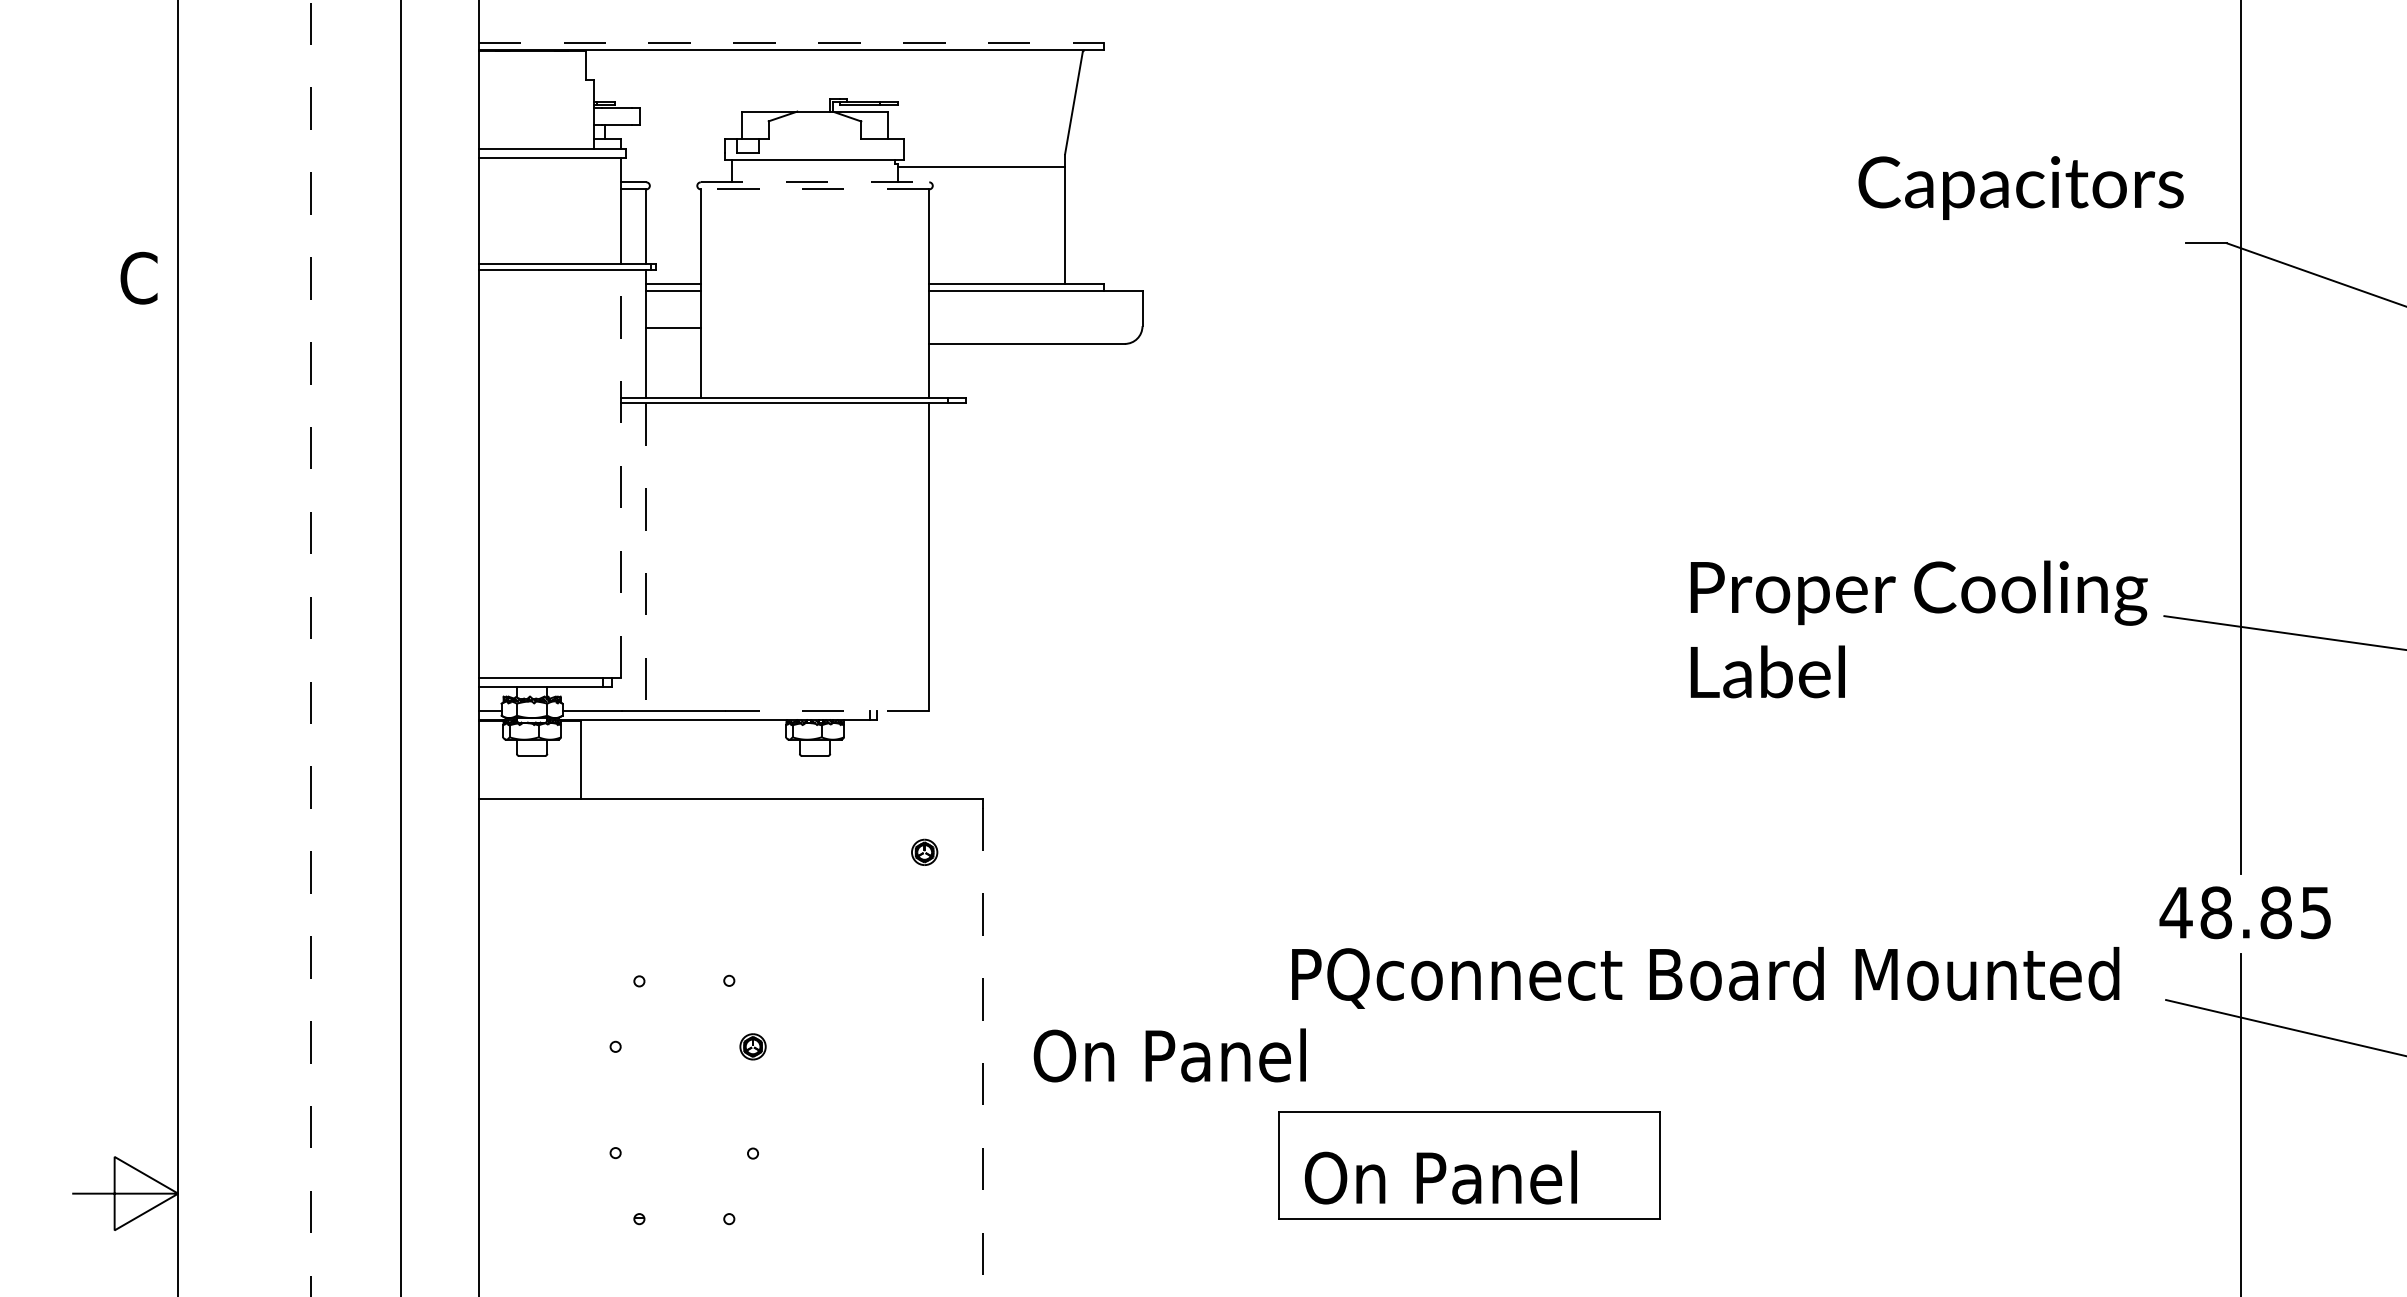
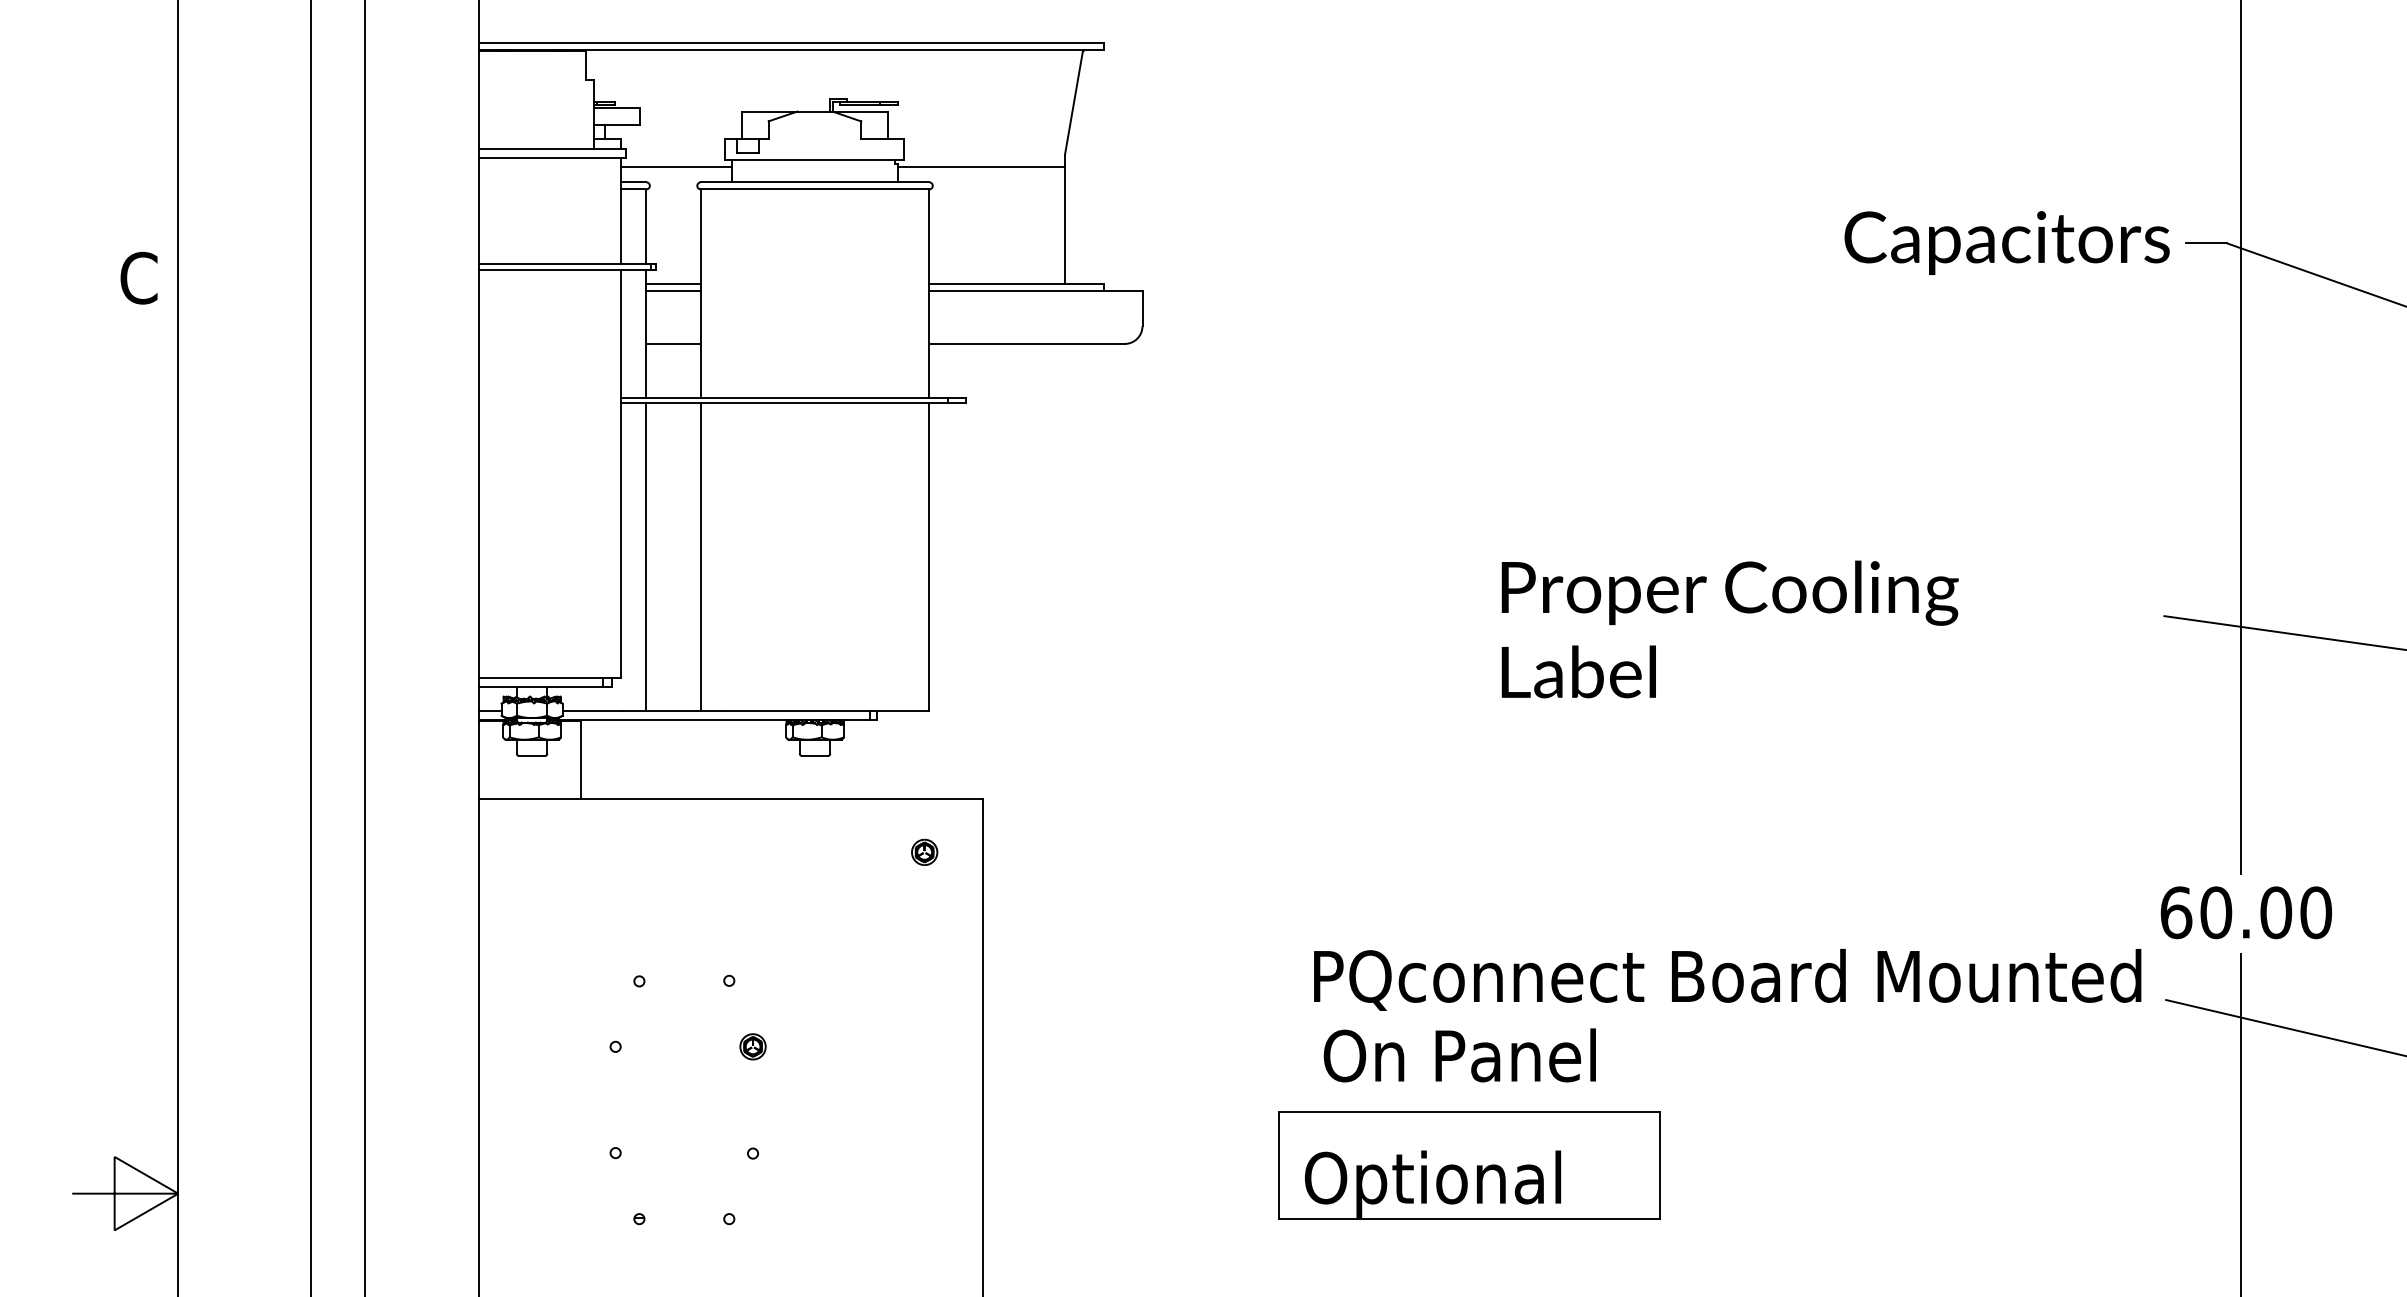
line: dashed -> solid (791, 43)
line: none -> present (676, 167)
line: dashed -> solid (815, 182)
text position: (2020, 187) -> (2006, 242) (2006, 242)
line: dashed -> solid (814, 189)
line position: (673, 327) -> (673, 343) (673, 343)
line: dashed -> solid (621, 473)
line: dashed -> solid (646, 557)
line: none -> present (700, 557)
text position: (1918, 629) -> (1729, 629) (1729, 629)
line position: (400, 647) -> (364, 647) (364, 647)
line: dashed -> solid (311, 648)
line: dashed -> solid (827, 711)
text: 48.85 -> 60.00 (2245, 912)
text position: (1705, 977) -> (1727, 979) (1727, 979)
line: dashed -> solid (983, 1053)
text position: (1169, 1055) -> (1459, 1055) (1459, 1055)
text: On Panel -> Optional (1466, 1183)
